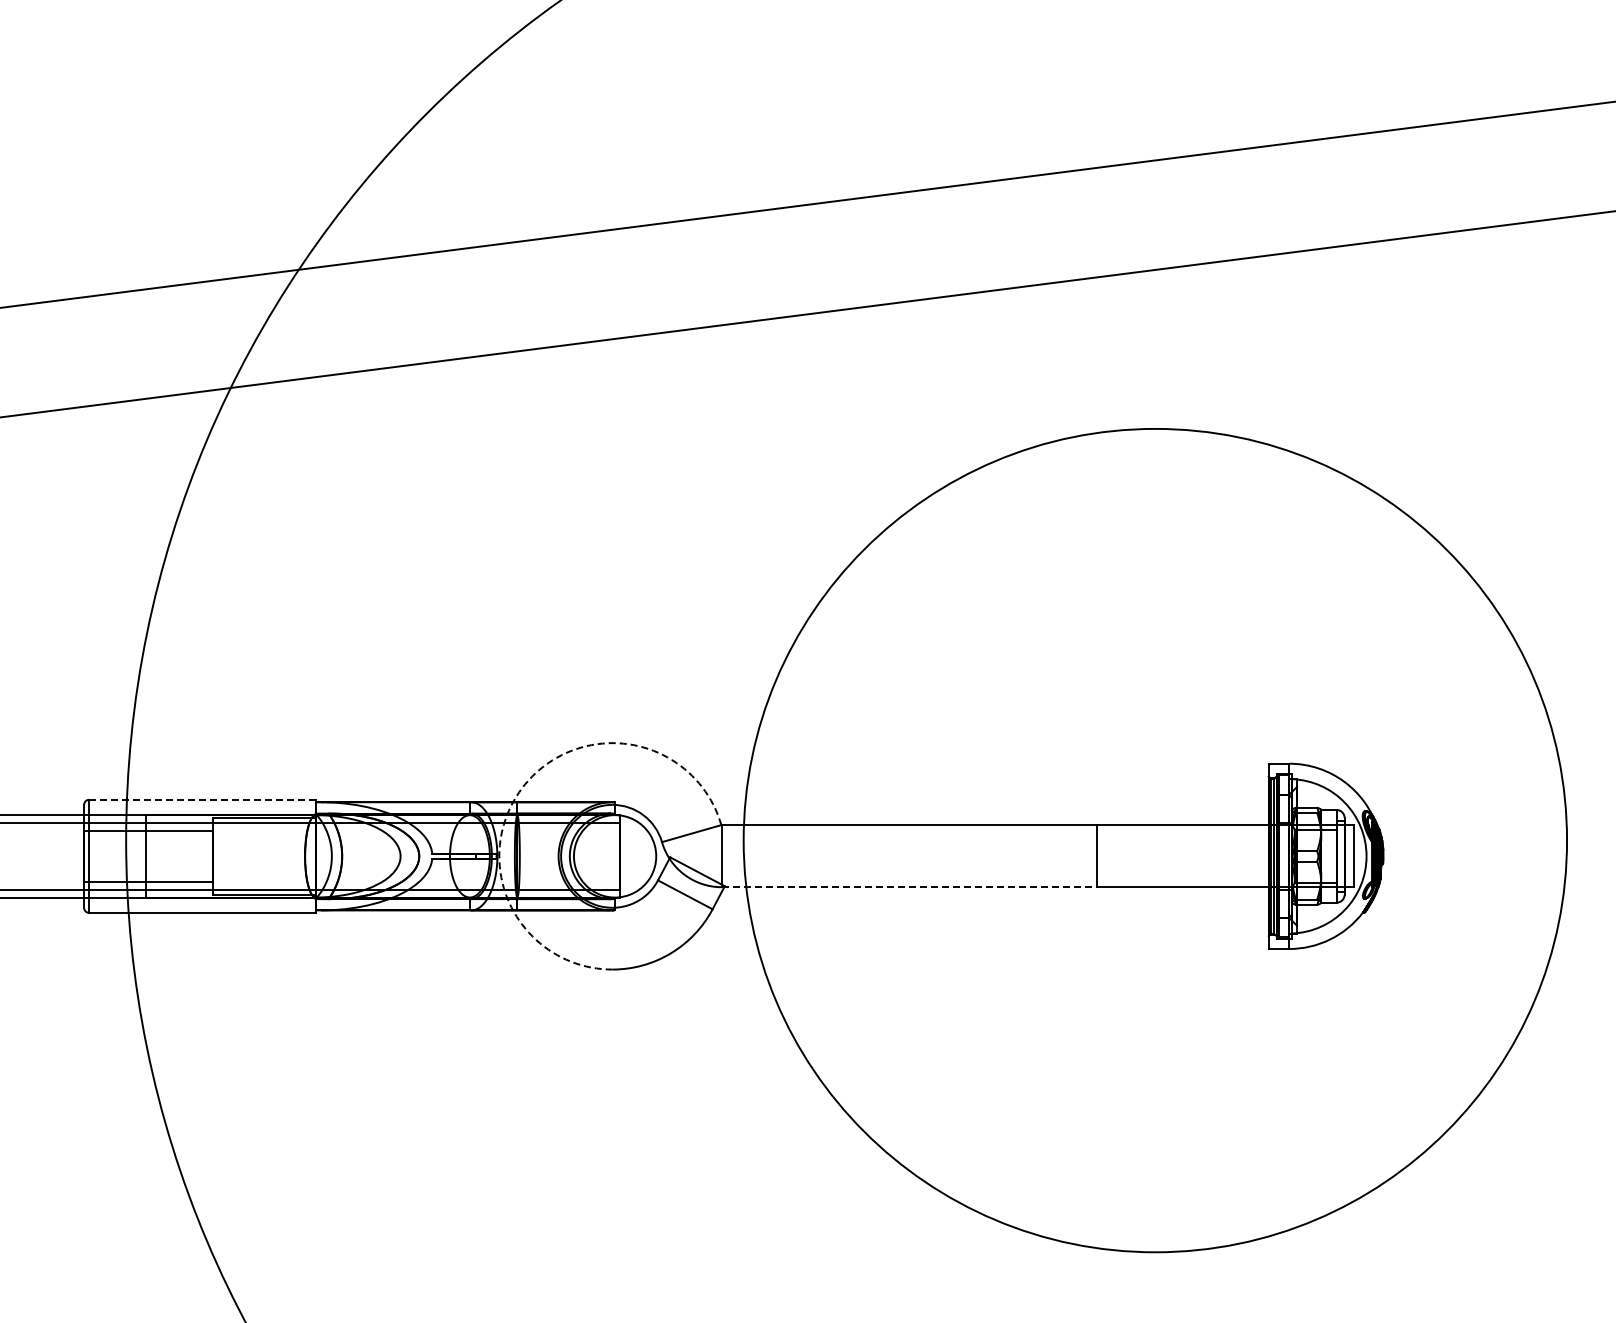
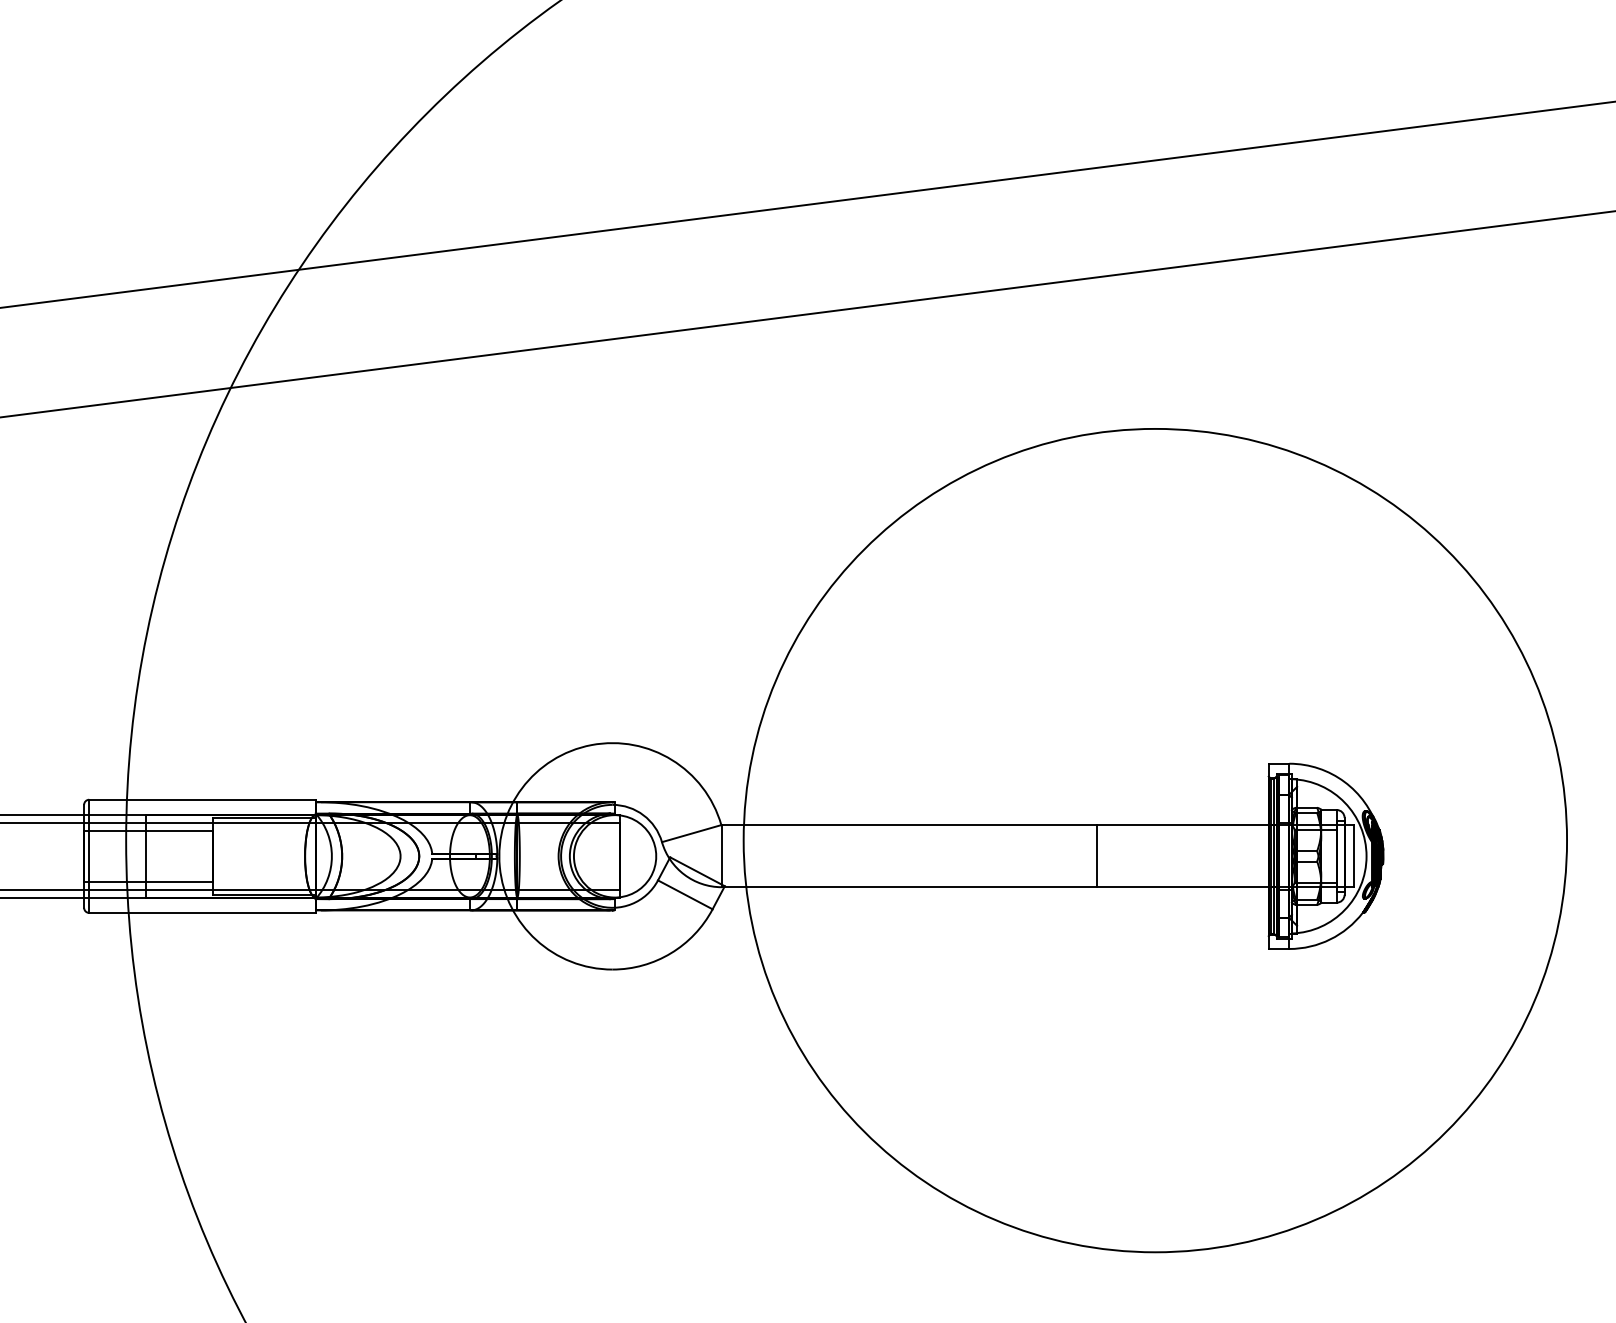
arc: dashed -> solid (522, 788)
line: dashed -> solid (201, 799)
line: dashed -> solid (909, 887)
